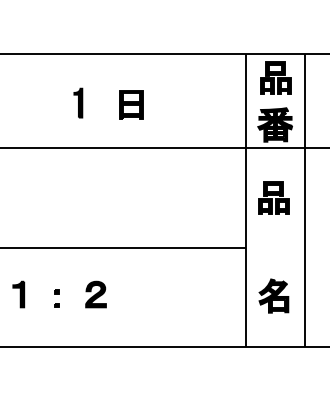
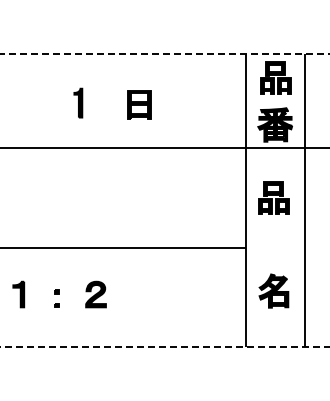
line: solid -> dashed (165, 53)
part position: (131, 104) -> (139, 104) (139, 104)
part position: (273, 295) -> (273, 290) (273, 290)
line: solid -> dashed (164, 347)
